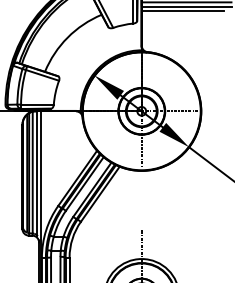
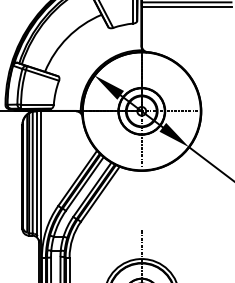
line: present -> none (182, 10)
